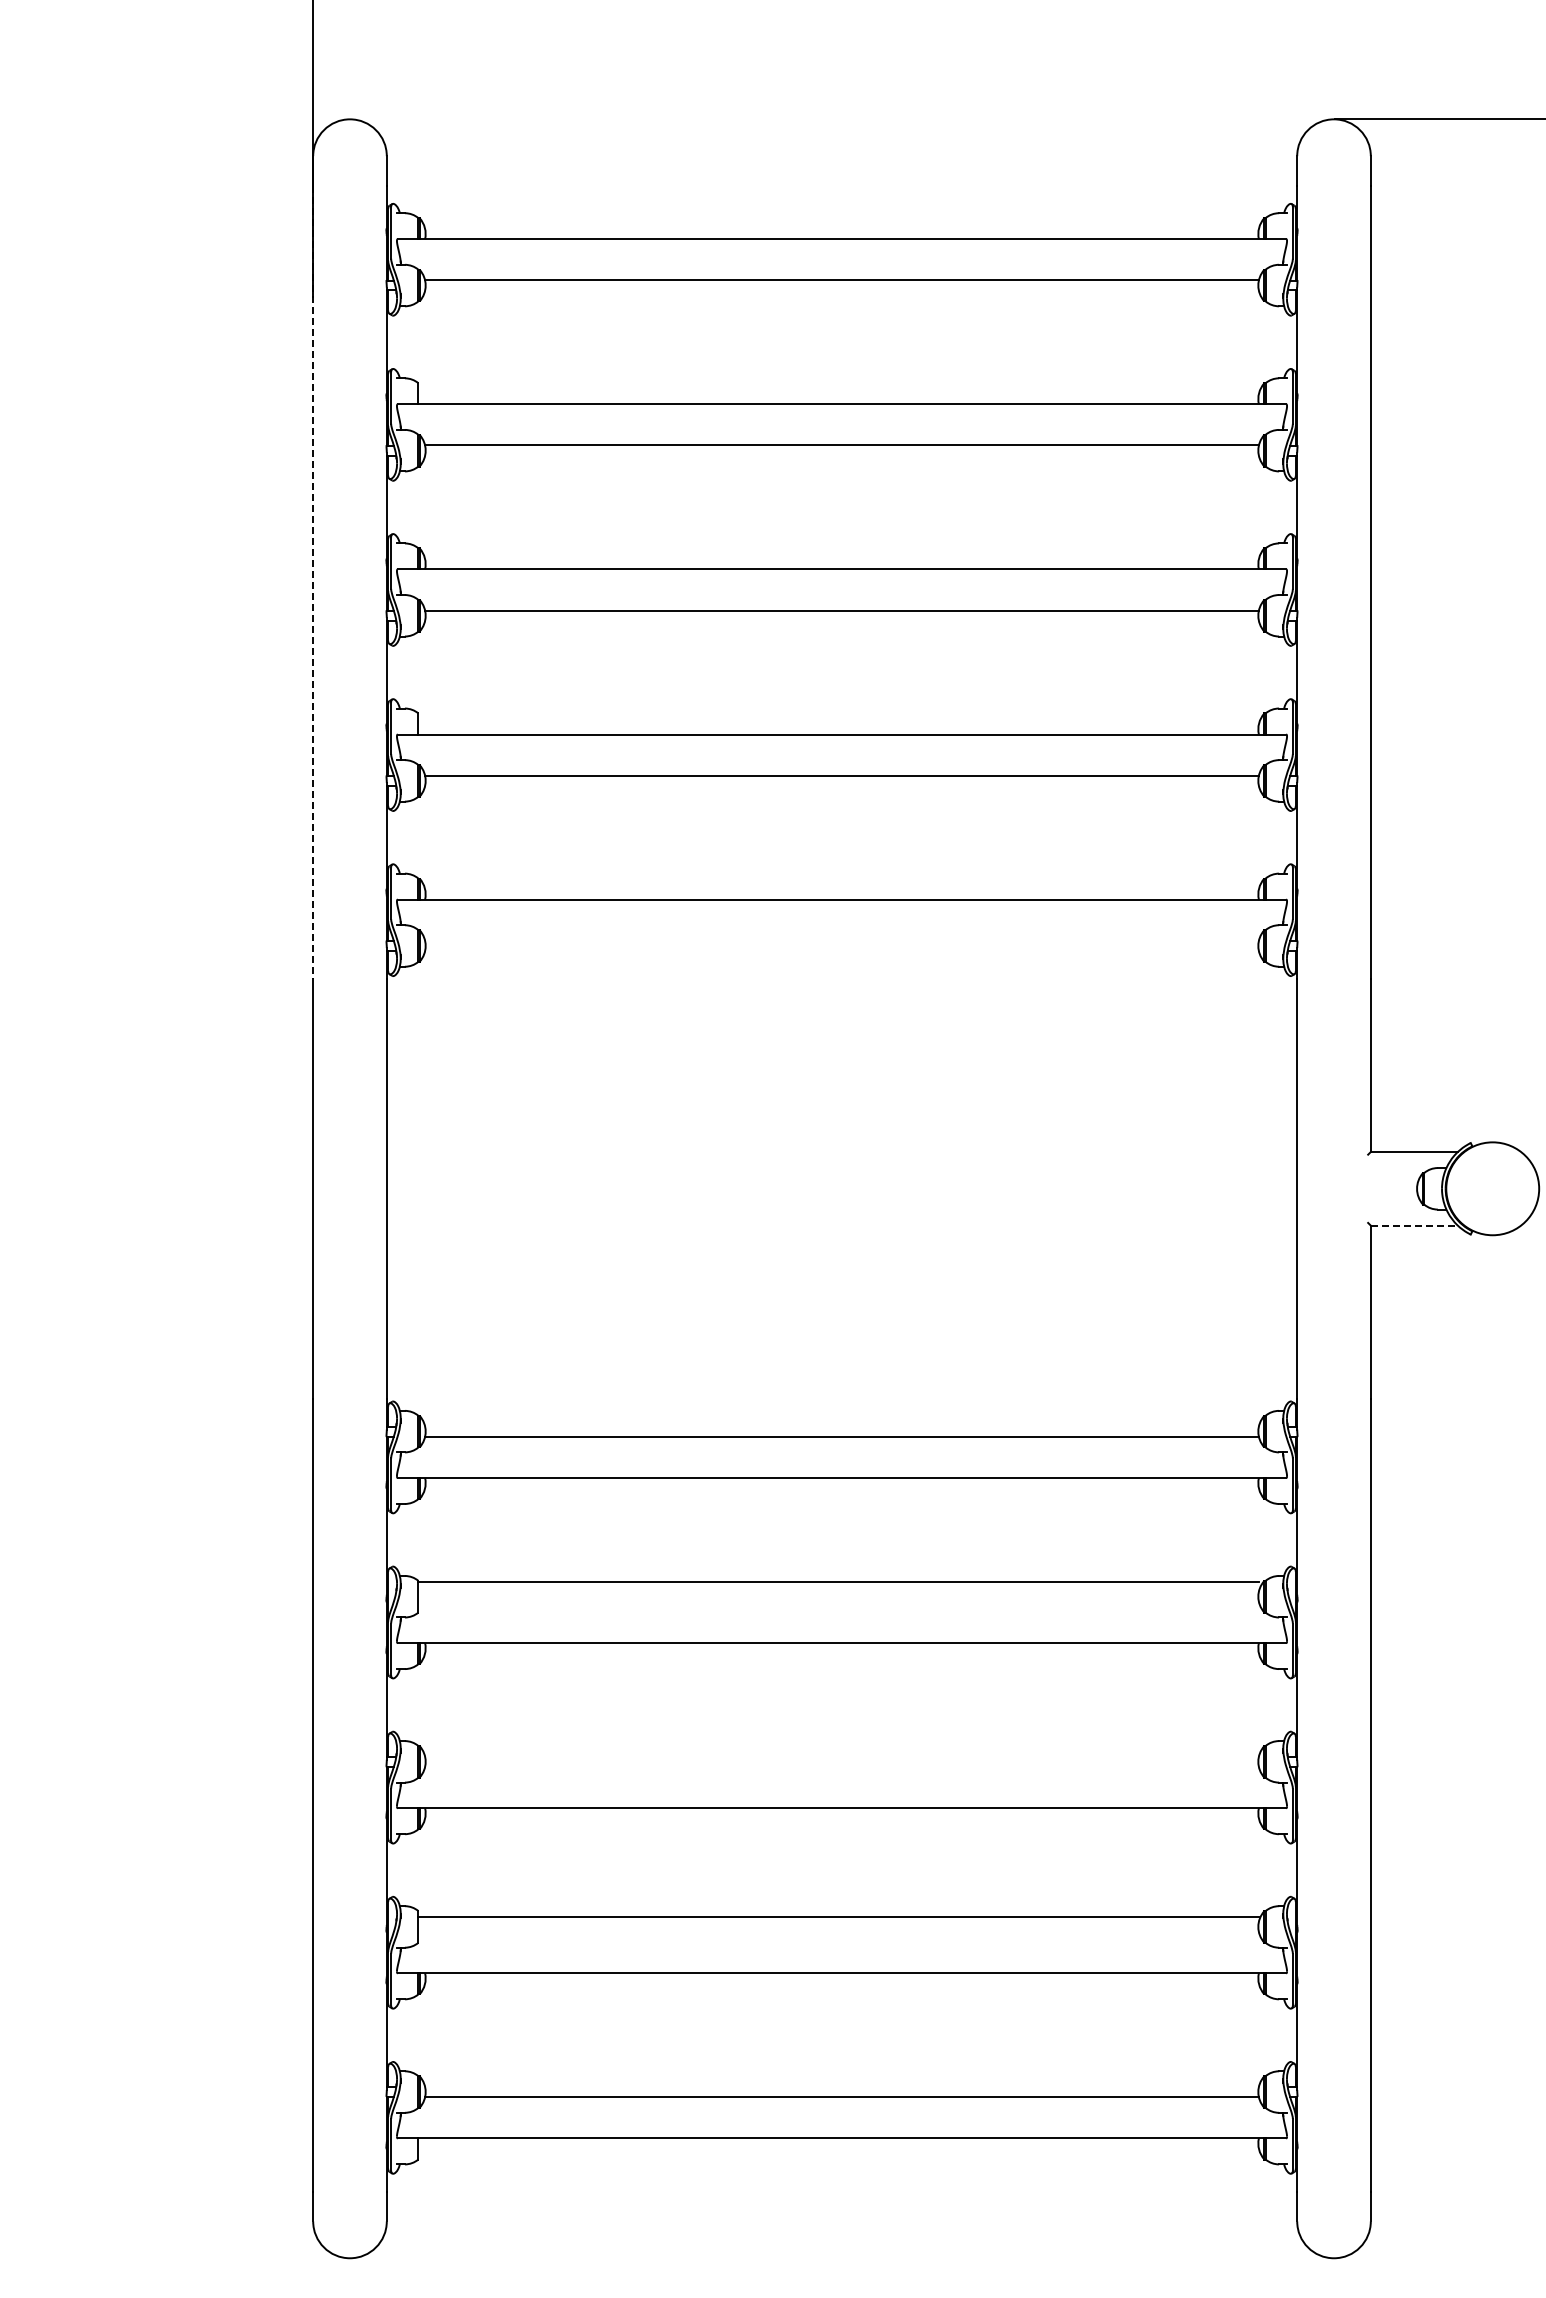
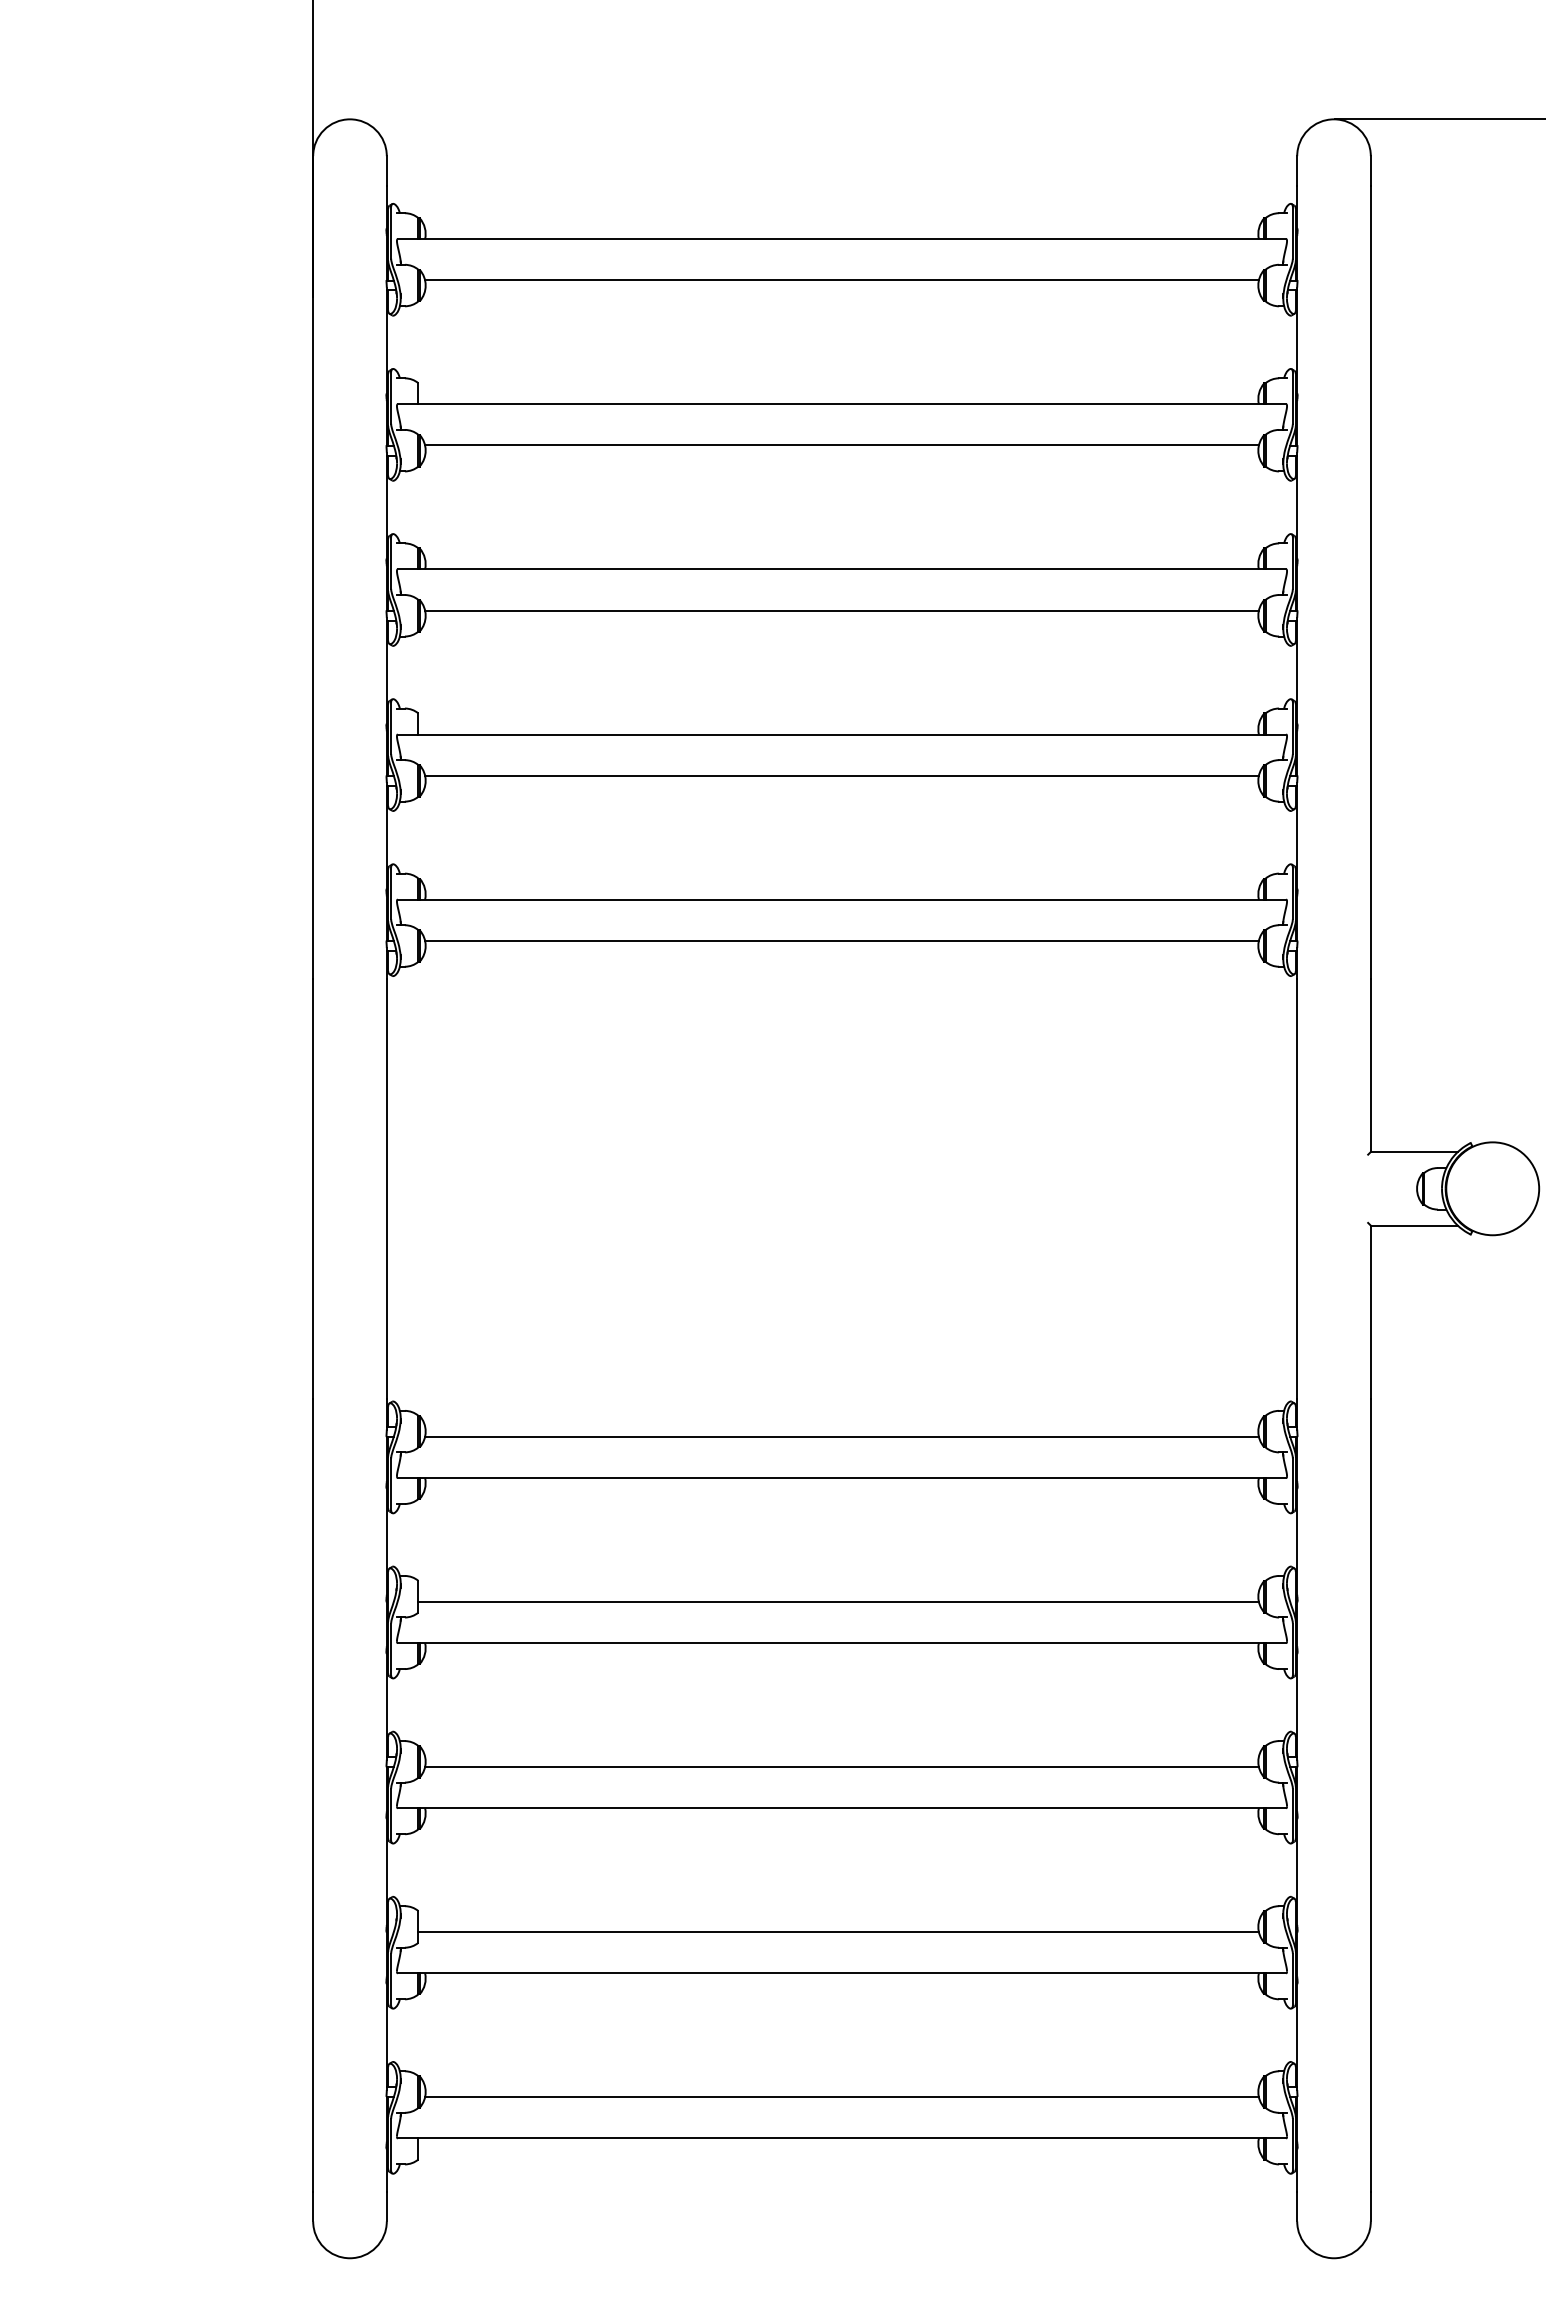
line: dashed -> solid (313, 582)
line: none -> present (841, 940)
line: dashed -> solid (1414, 1225)
line position: (838, 1581) -> (838, 1601) (838, 1601)
line: none -> present (841, 1767)
line position: (838, 1917) -> (838, 1932) (838, 1932)
